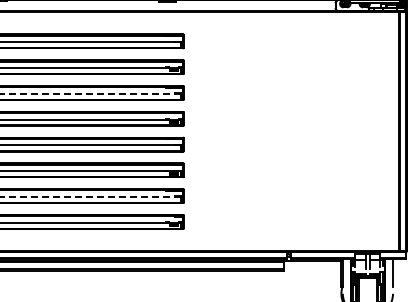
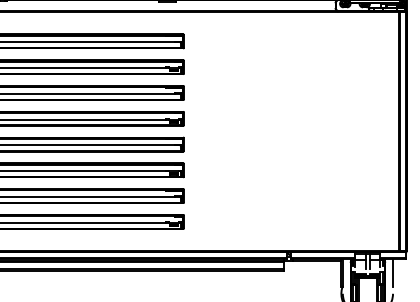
line: dashed -> solid (89, 93)
line: dashed -> solid (89, 196)
